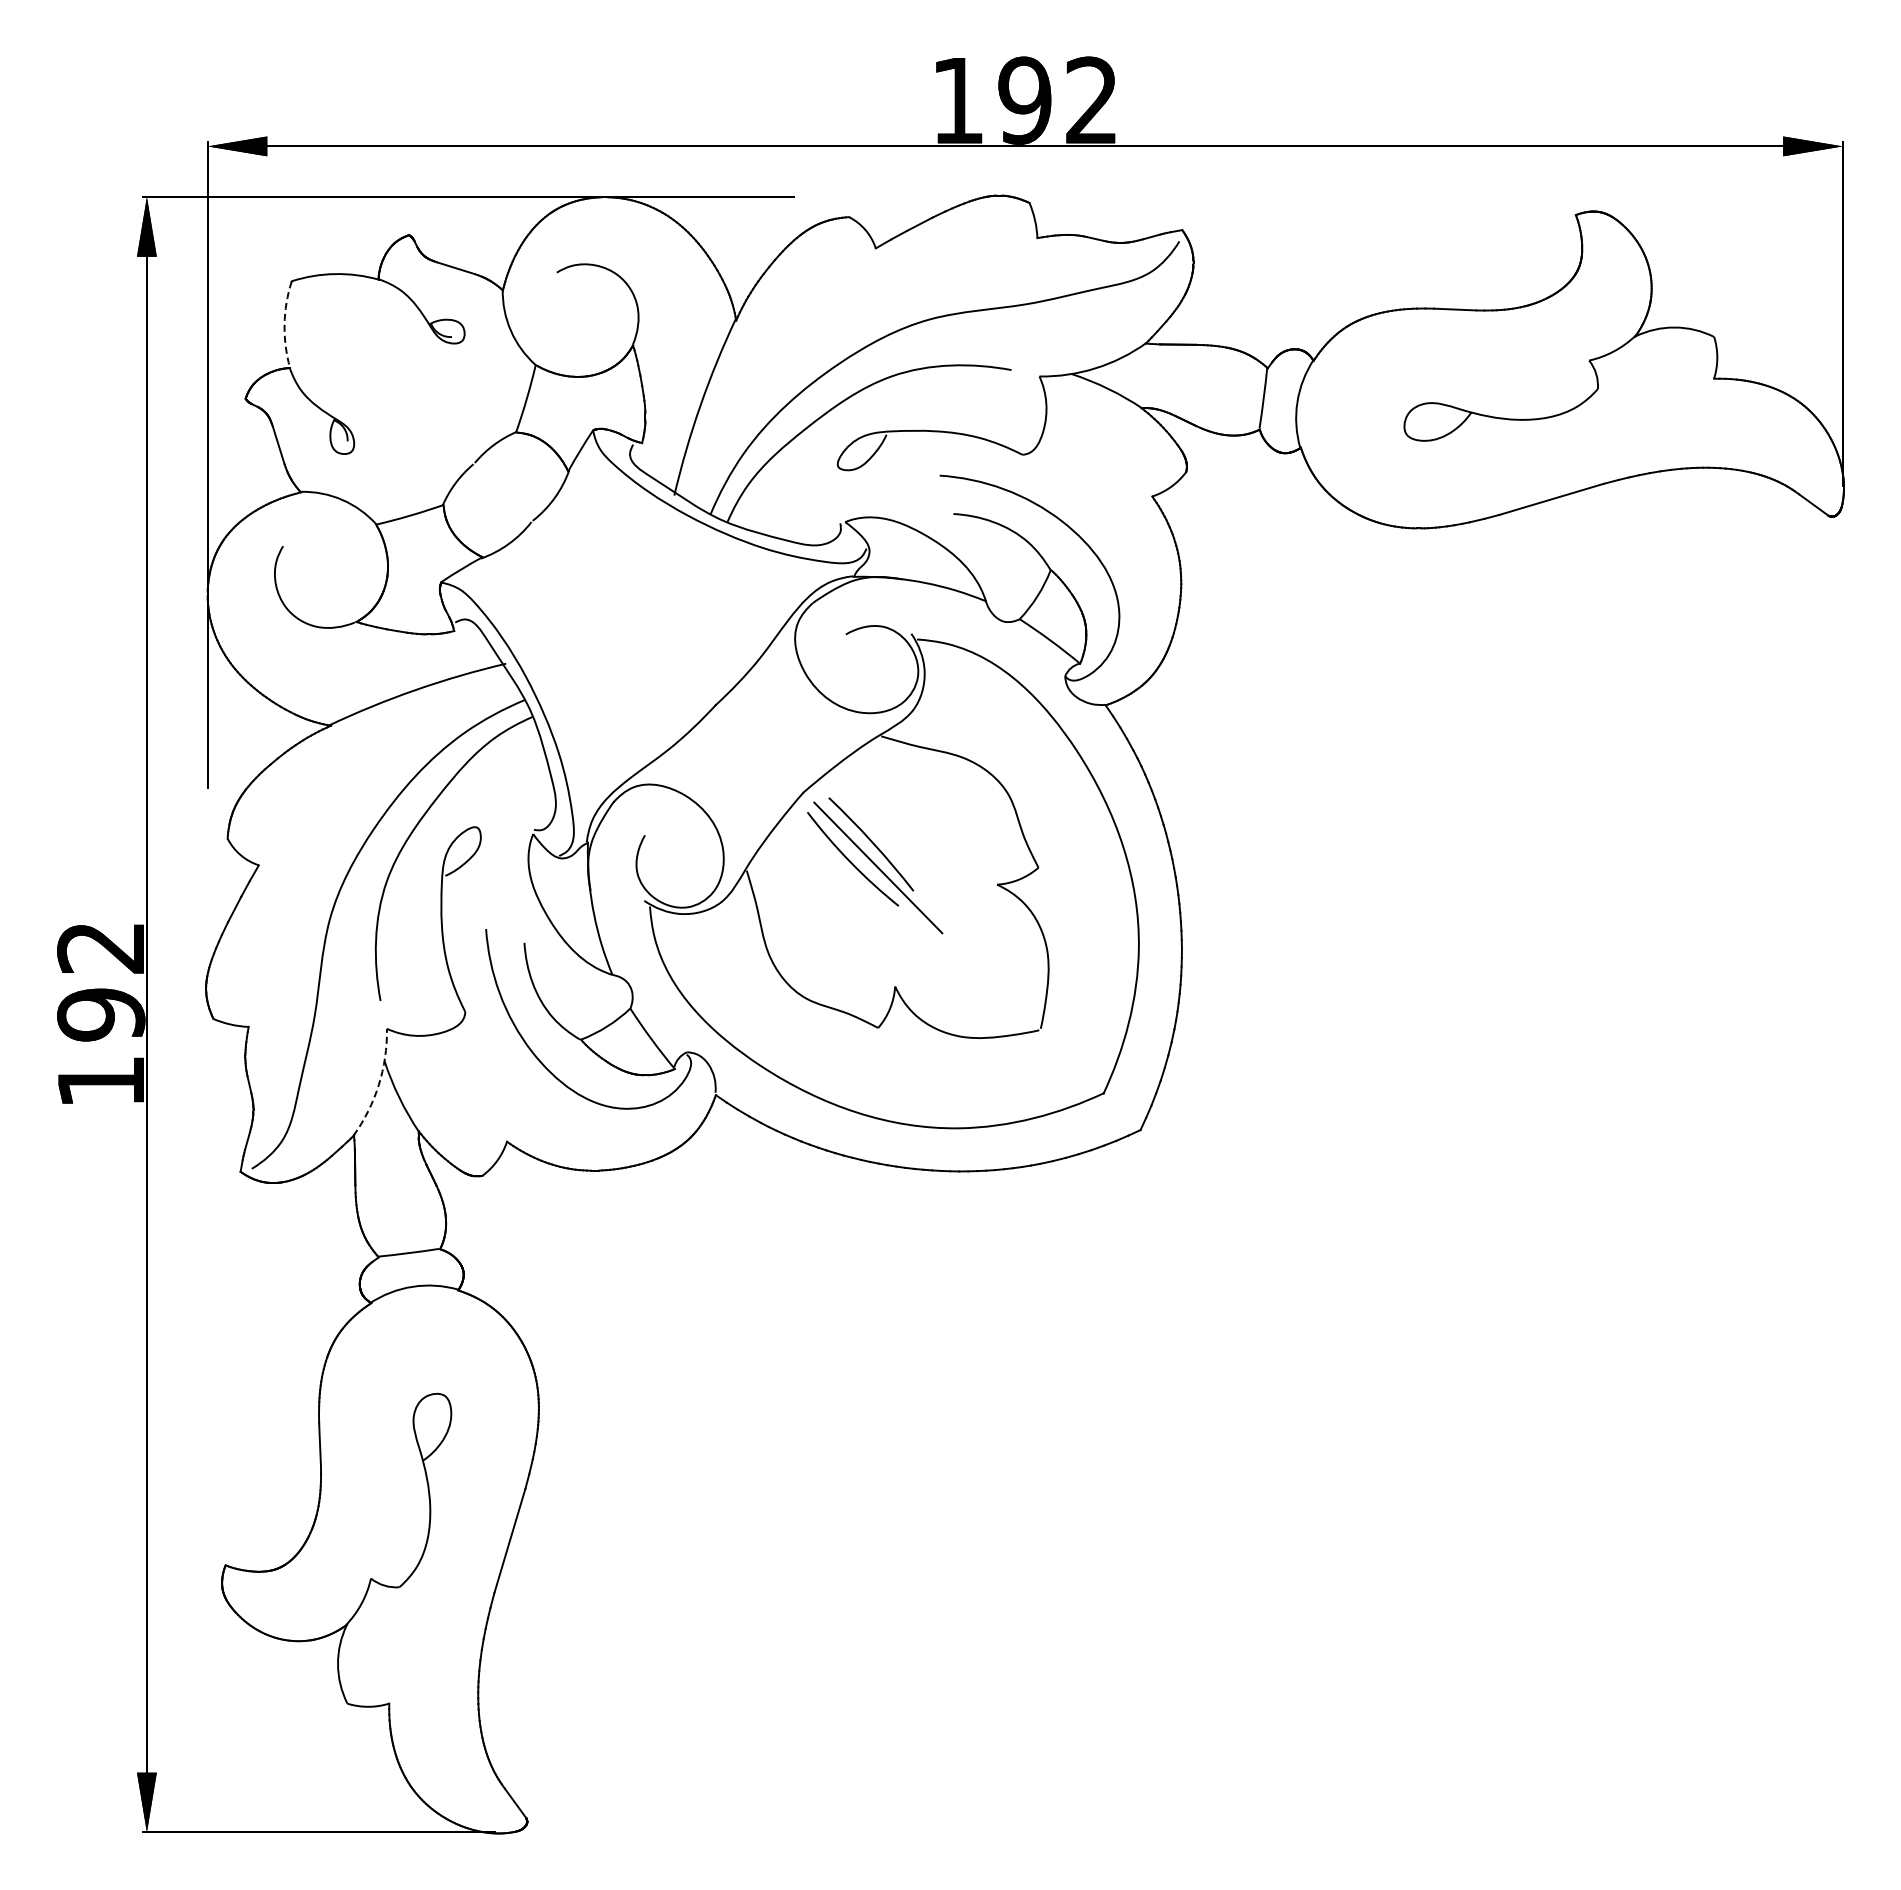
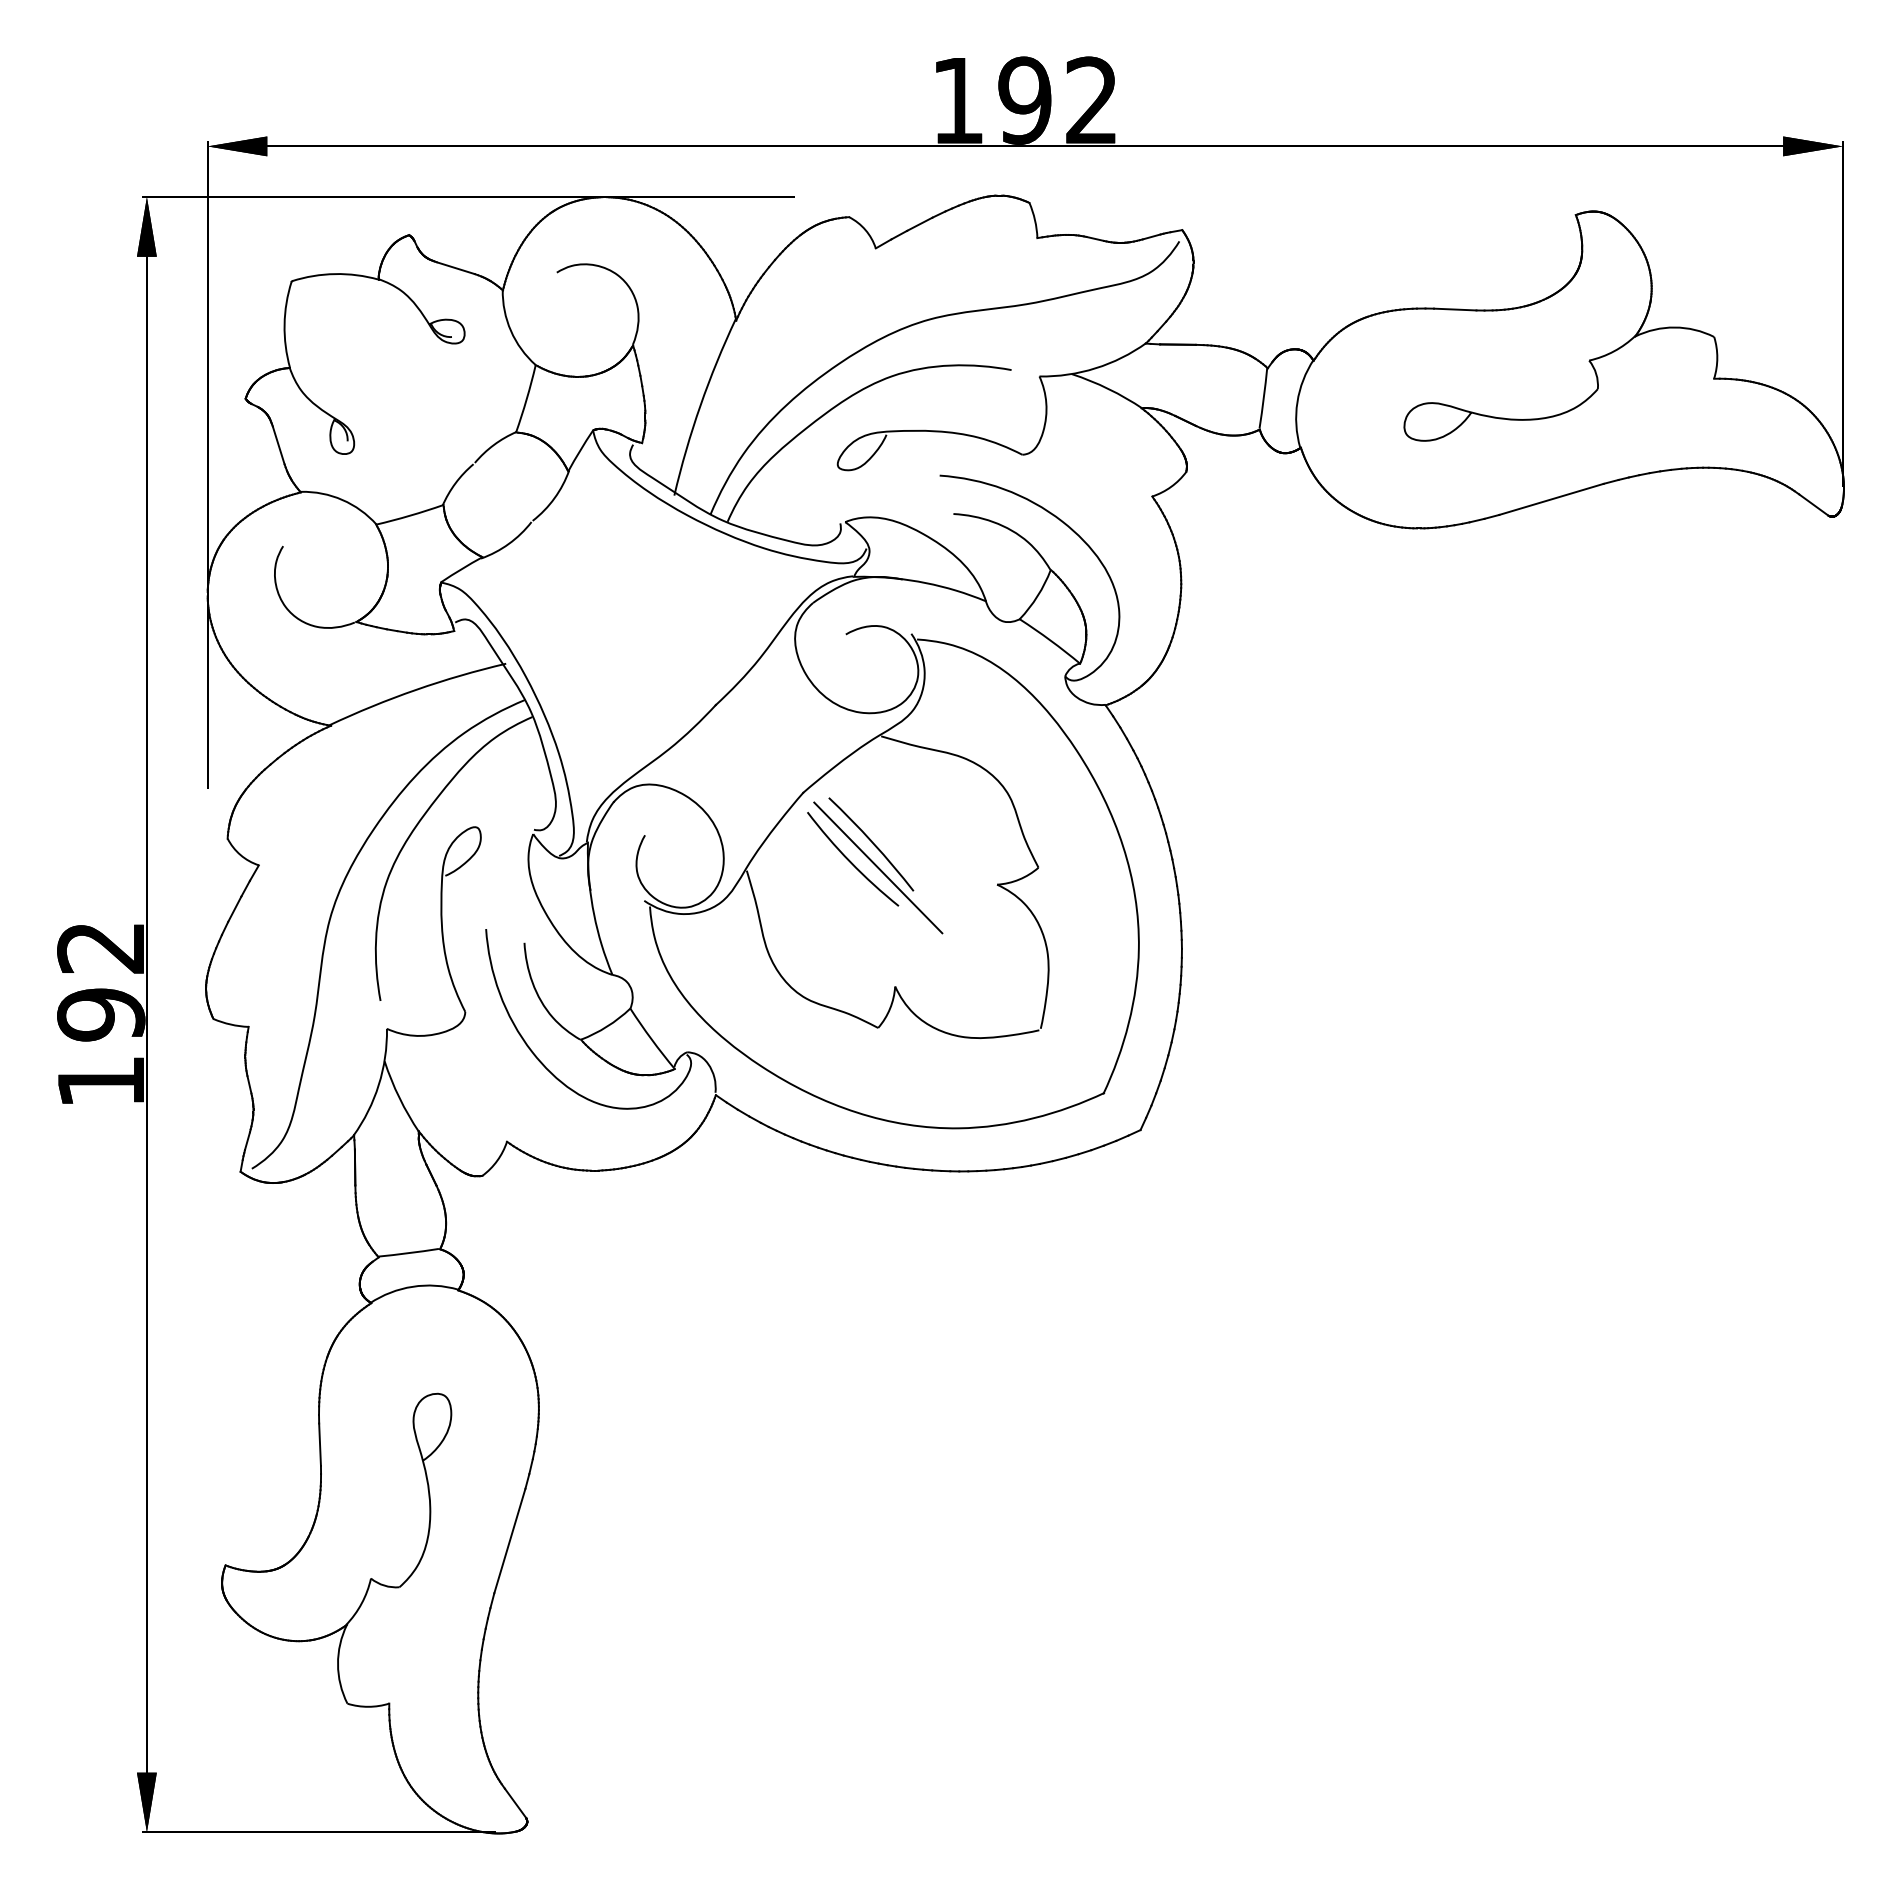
arc: dashed -> solid (284, 324)
arc: dashed -> solid (378, 1085)
